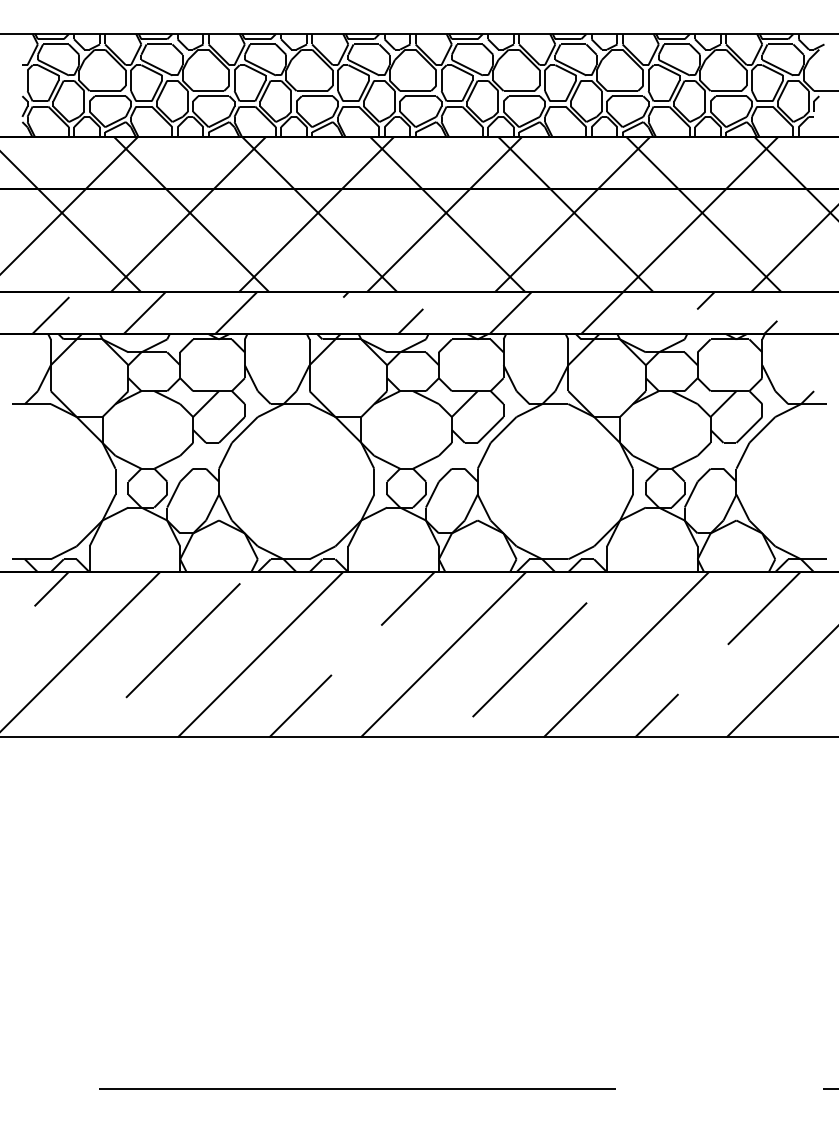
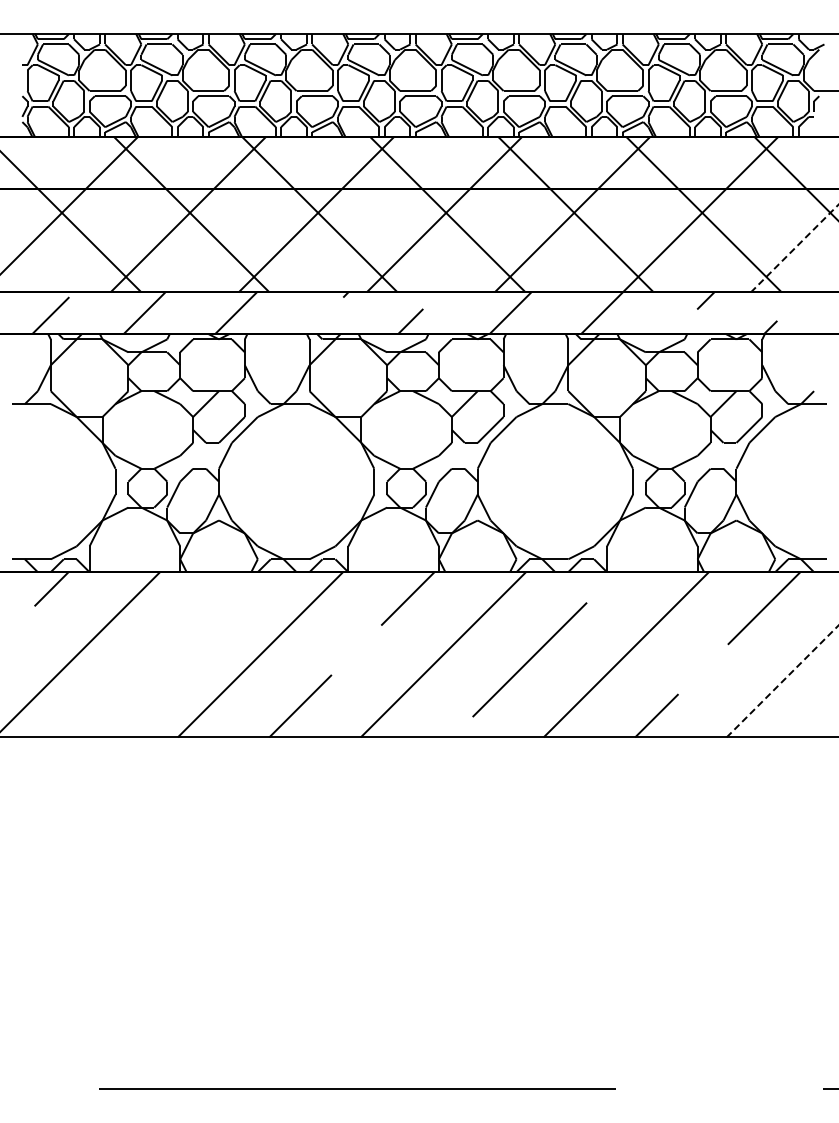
line: solid -> dashed (795, 248)
line: present -> none (182, 640)
line: solid -> dashed (783, 681)
